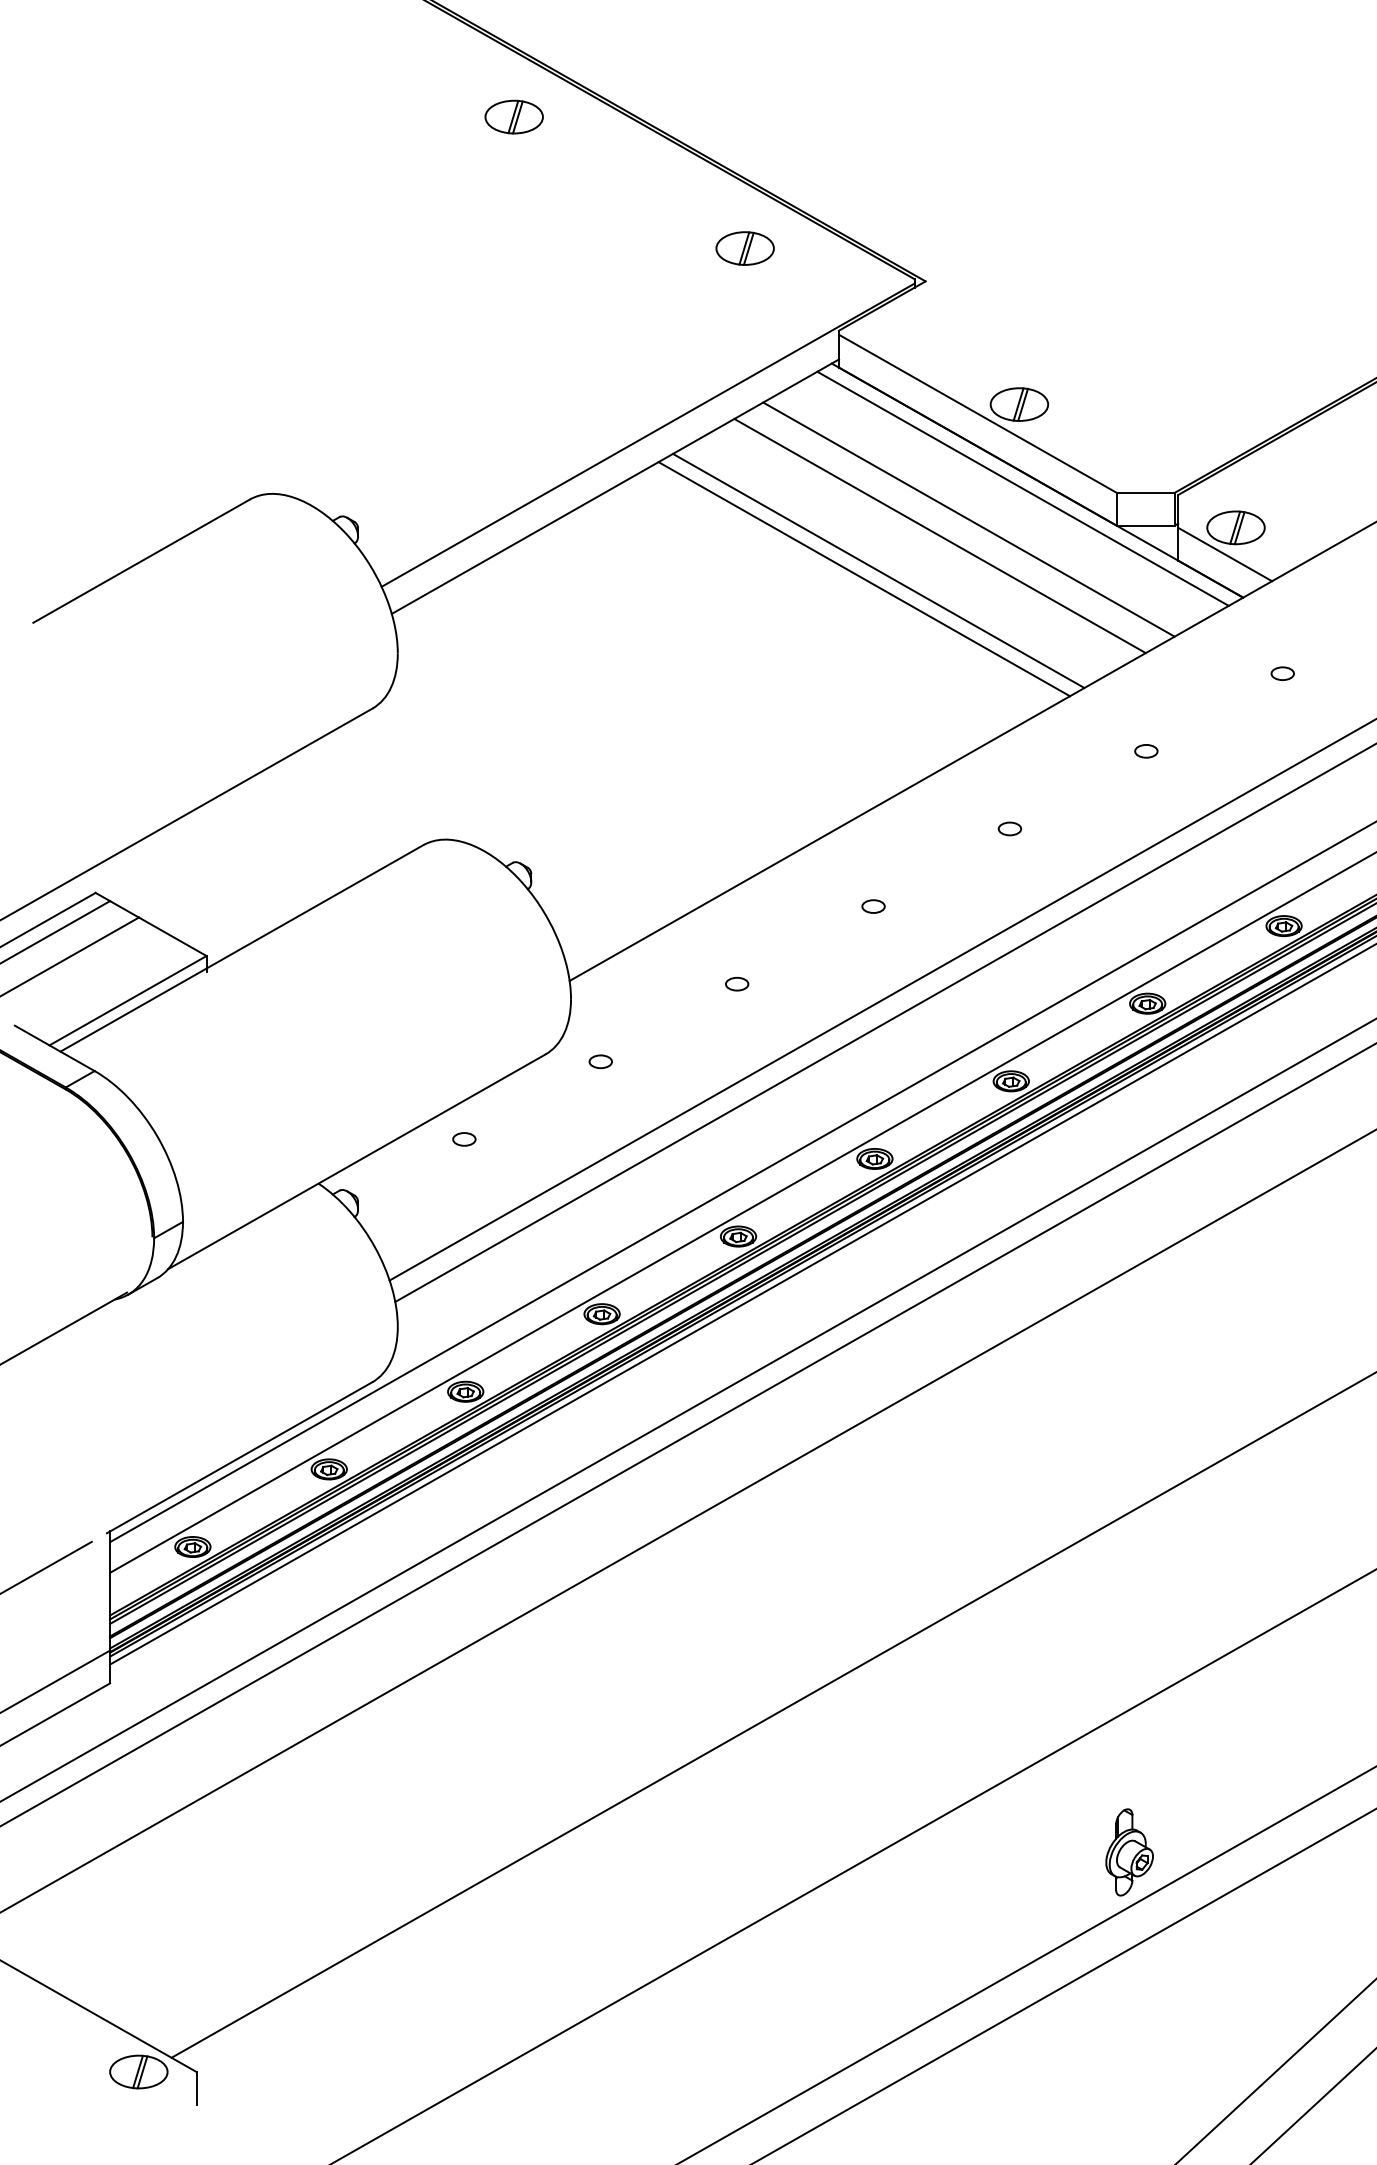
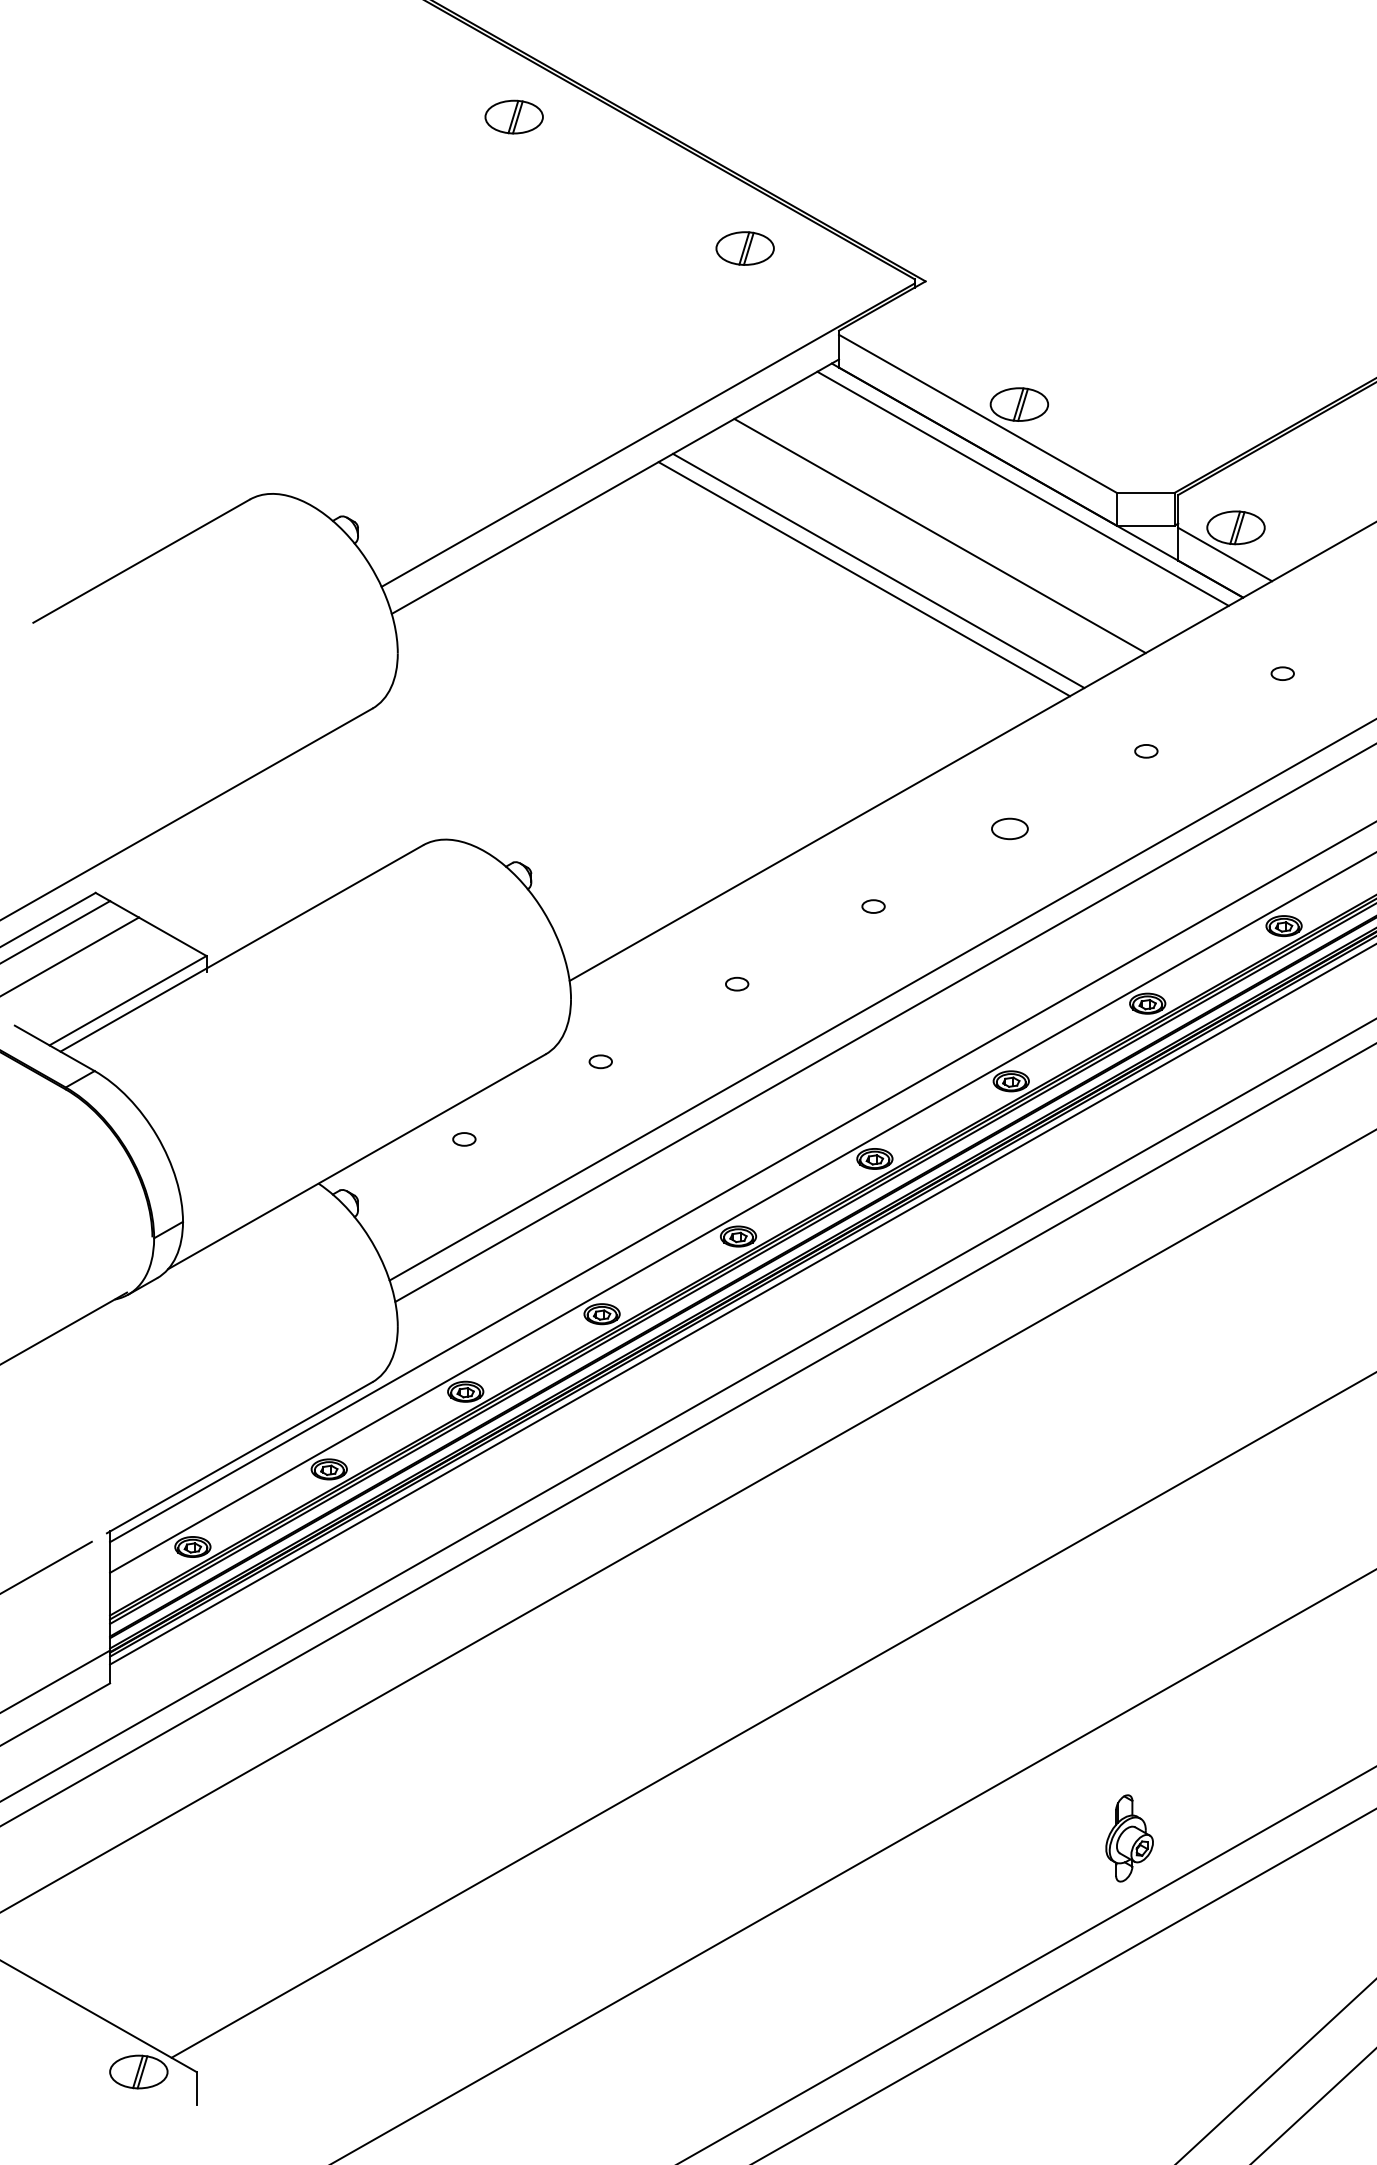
line: present -> none (968, 519)
part size: 26x16 px -> 38x24 px (1009, 828)
part position: (1129, 1852) -> (1129, 1838) (1129, 1838)
